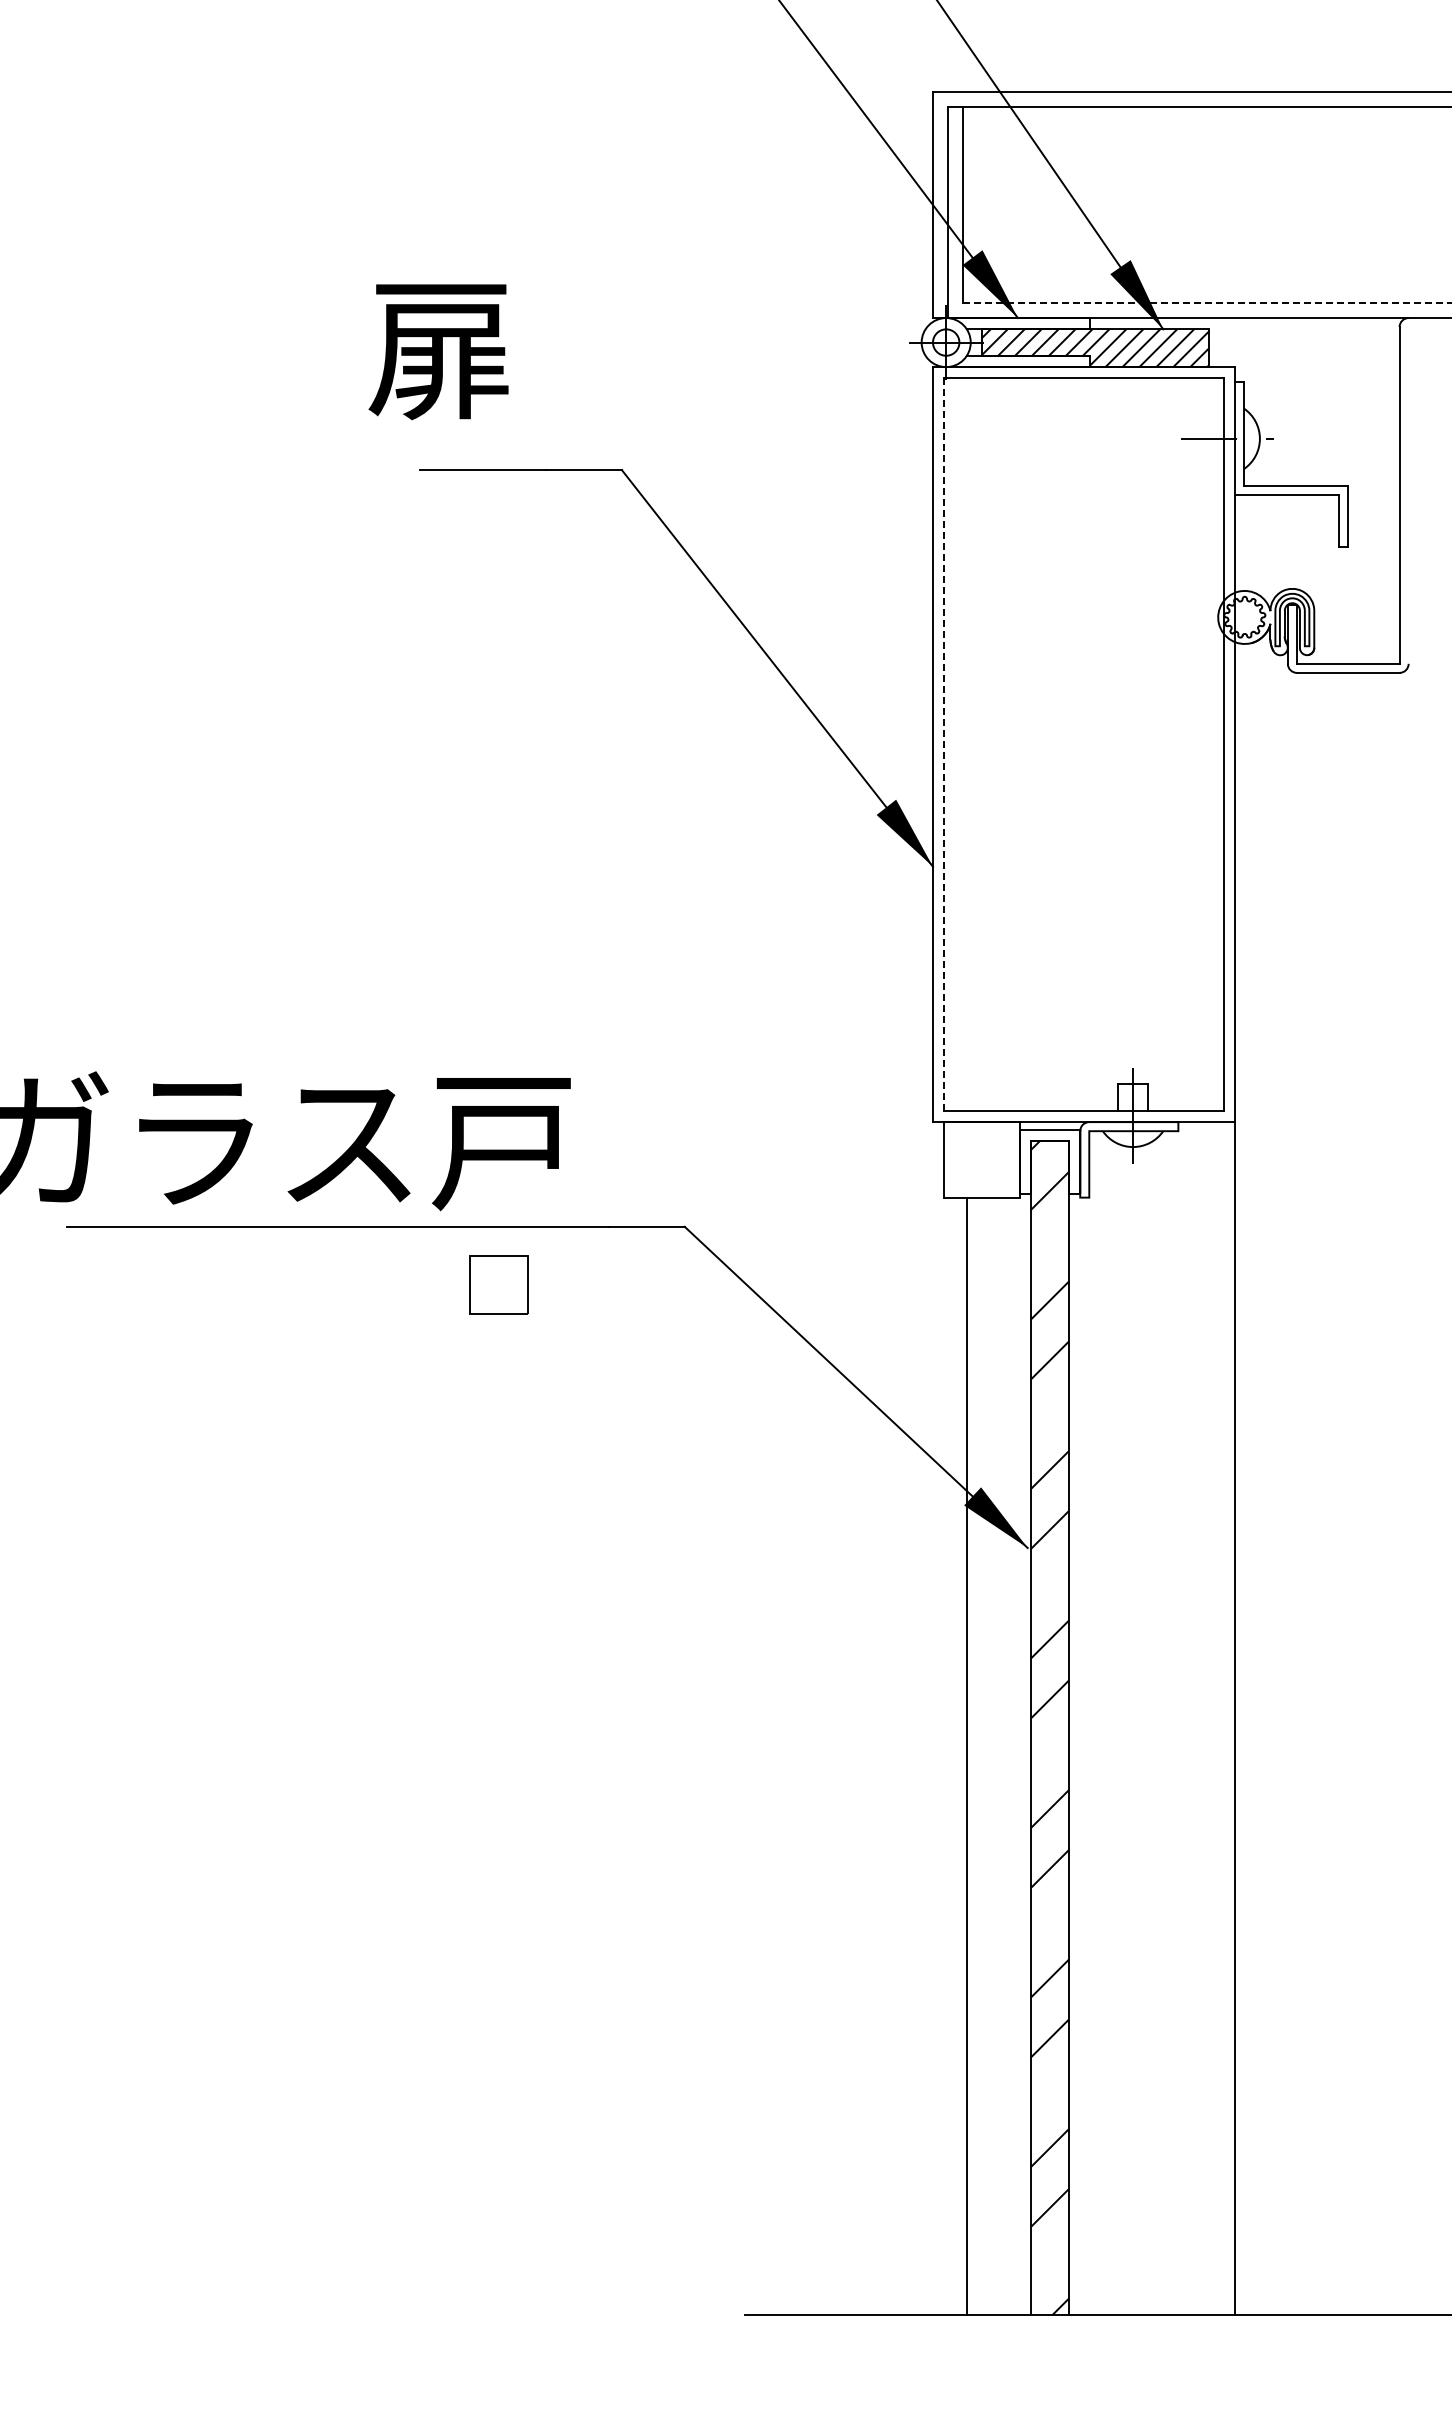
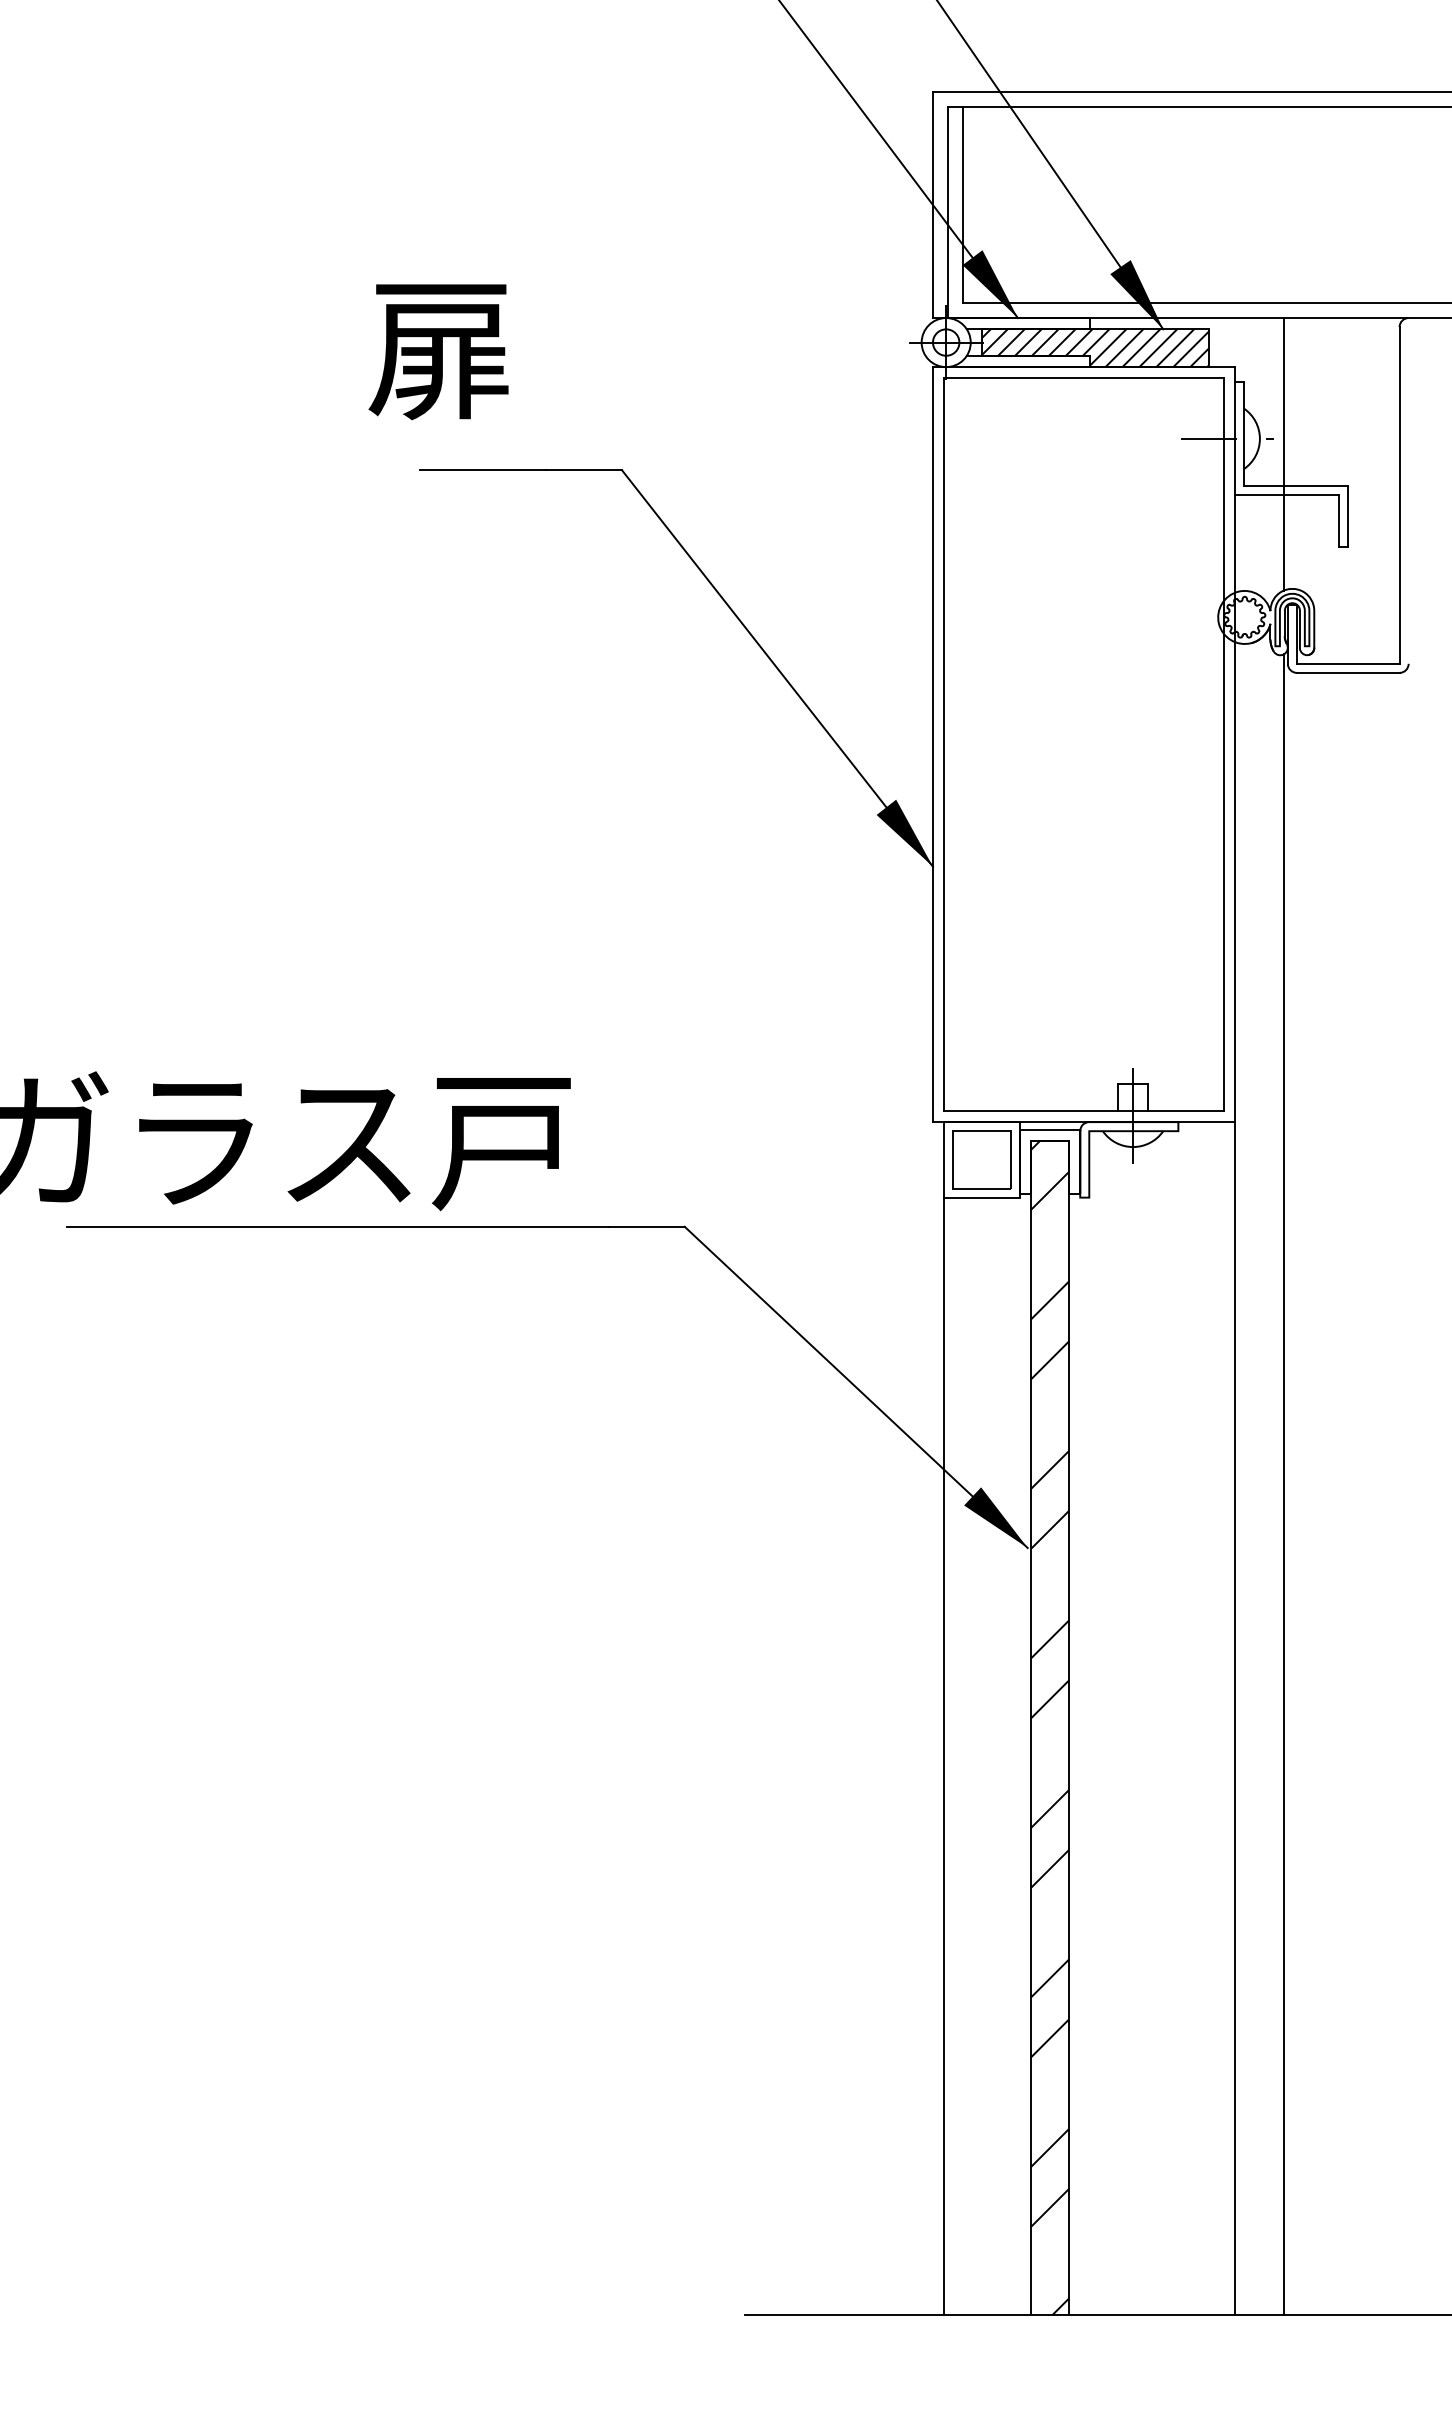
line: dashed -> solid (1207, 302)
line: none -> present (1284, 454)
line: dashed -> solid (944, 744)
part position: (498, 1284) -> (981, 1159) (981, 1159)
line: none -> present (1284, 1484)
line position: (967, 1756) -> (944, 1756) (944, 1756)
